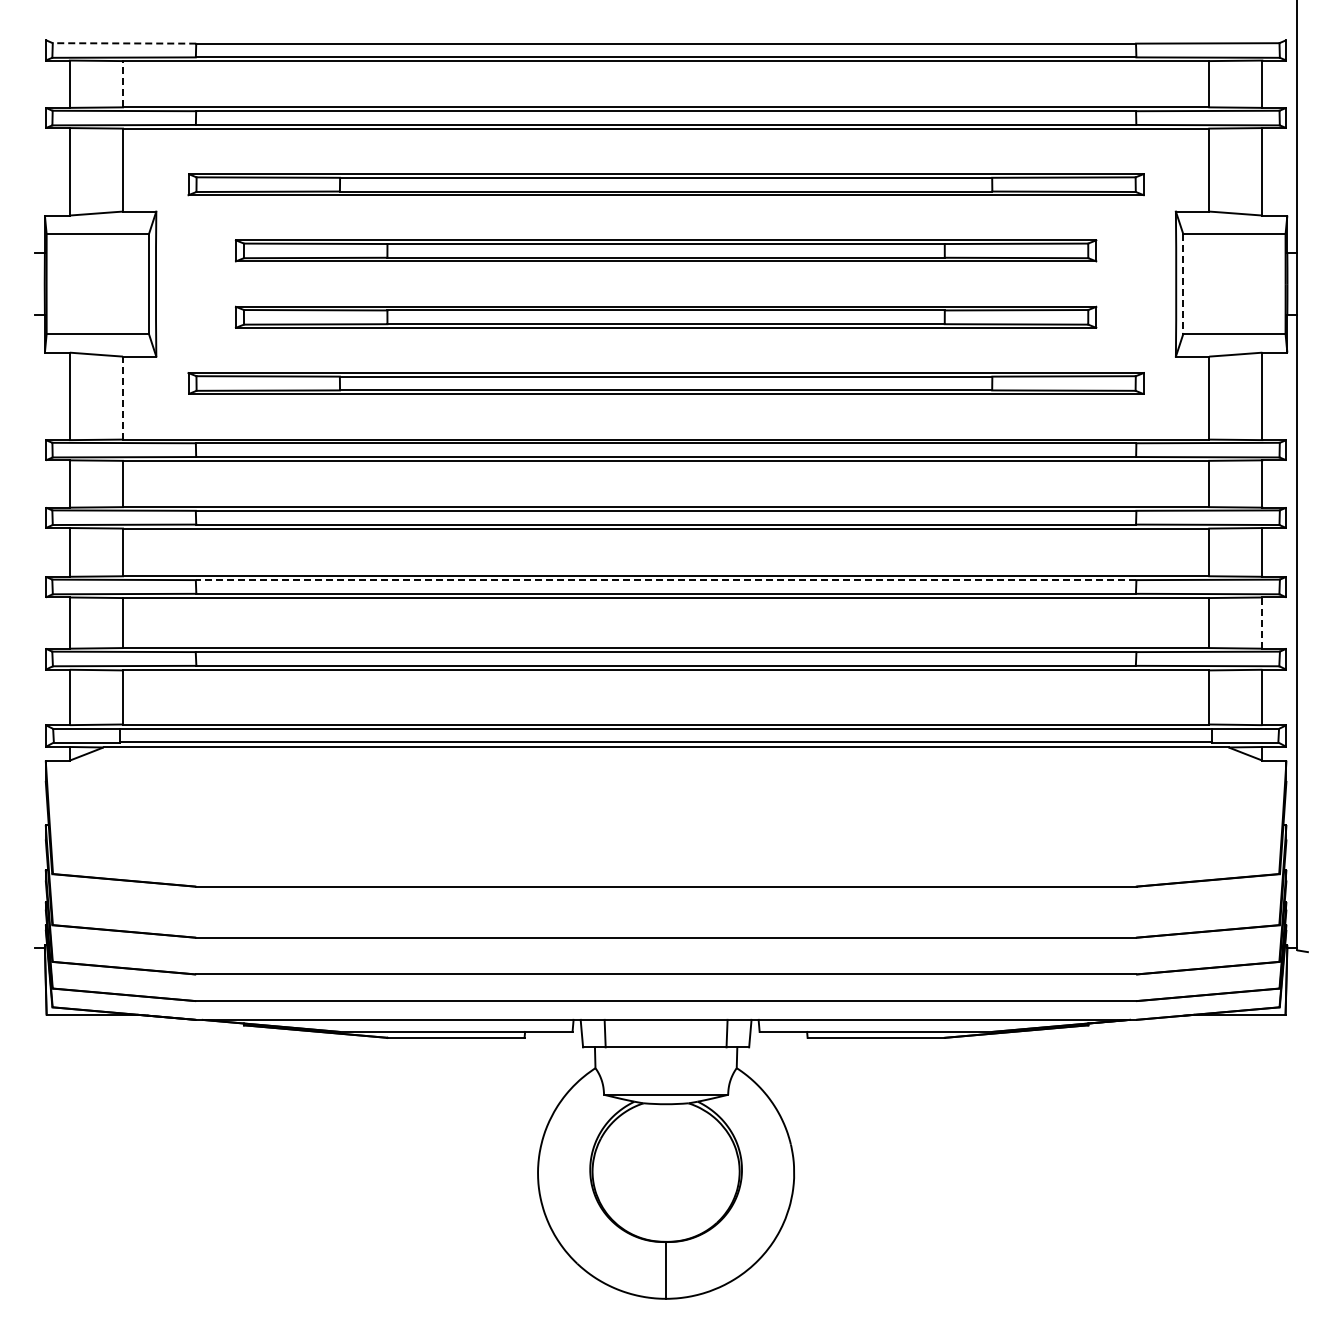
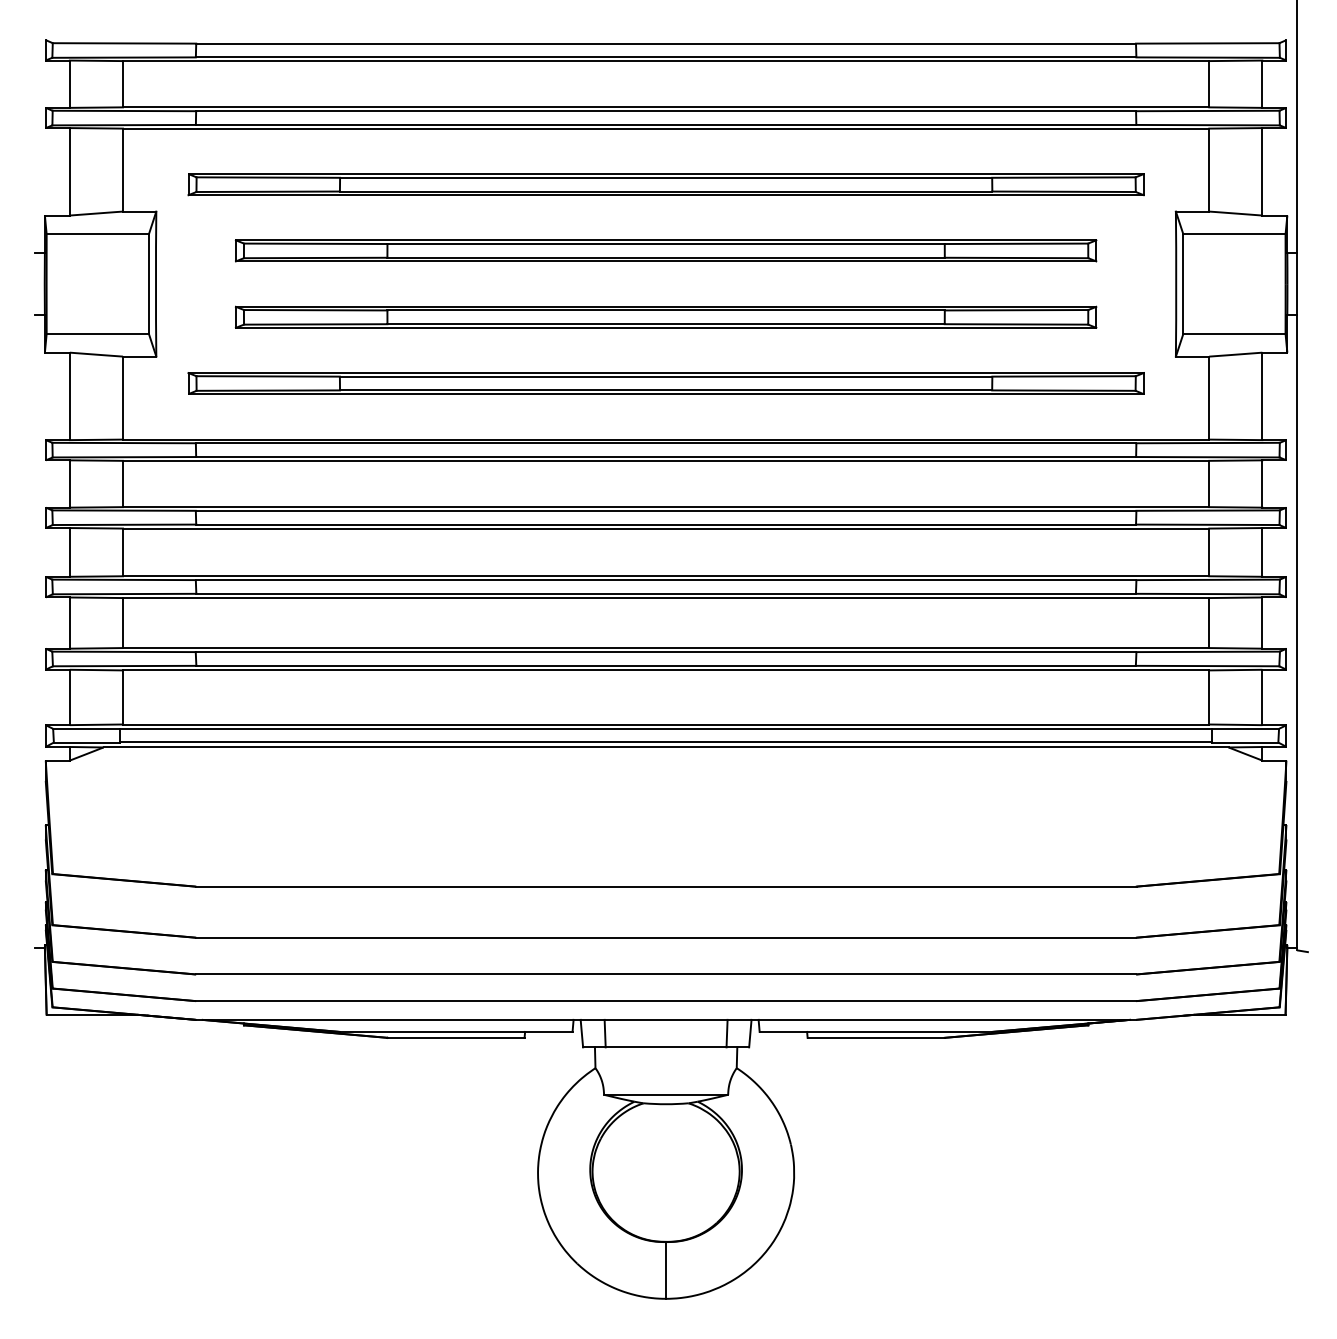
line: dashed -> solid (124, 43)
line: dashed -> solid (123, 83)
line: dashed -> solid (1183, 284)
line: dashed -> solid (123, 397)
line: dashed -> solid (665, 580)
line: dashed -> solid (1262, 623)
